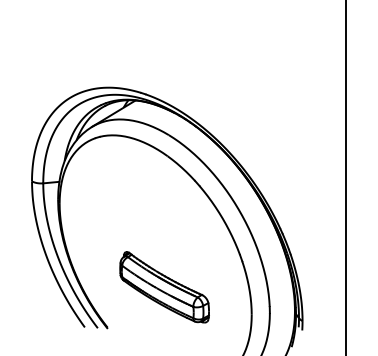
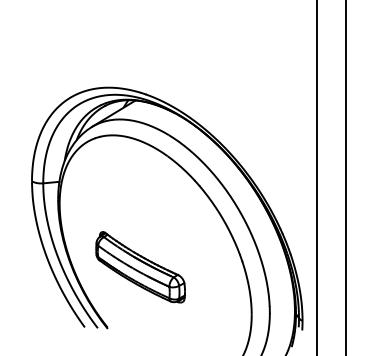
line: none -> present (317, 177)
part position: (164, 287) -> (140, 267) (140, 267)
